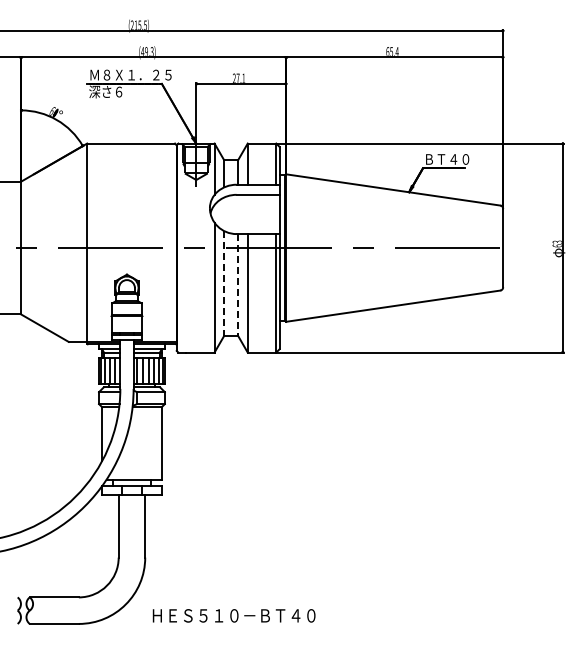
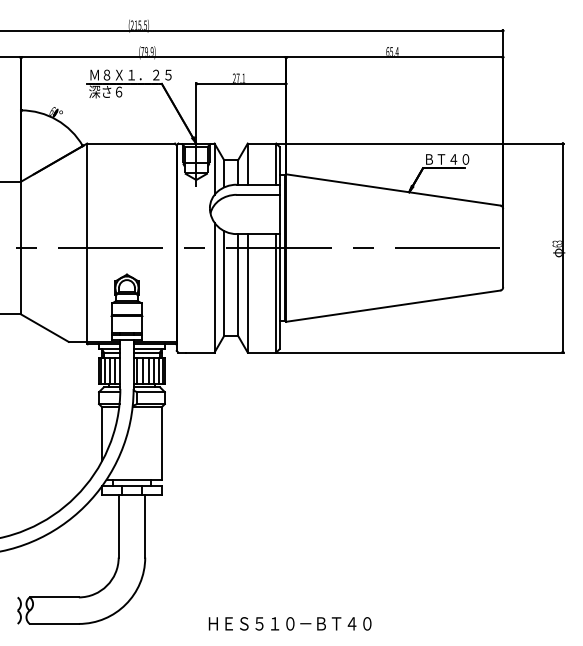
text: 49.3 -> 79.9 (147, 51)
line: dashed -> solid (224, 284)
line: dashed -> solid (238, 285)
text position: (233, 615) -> (289, 623) (289, 623)
